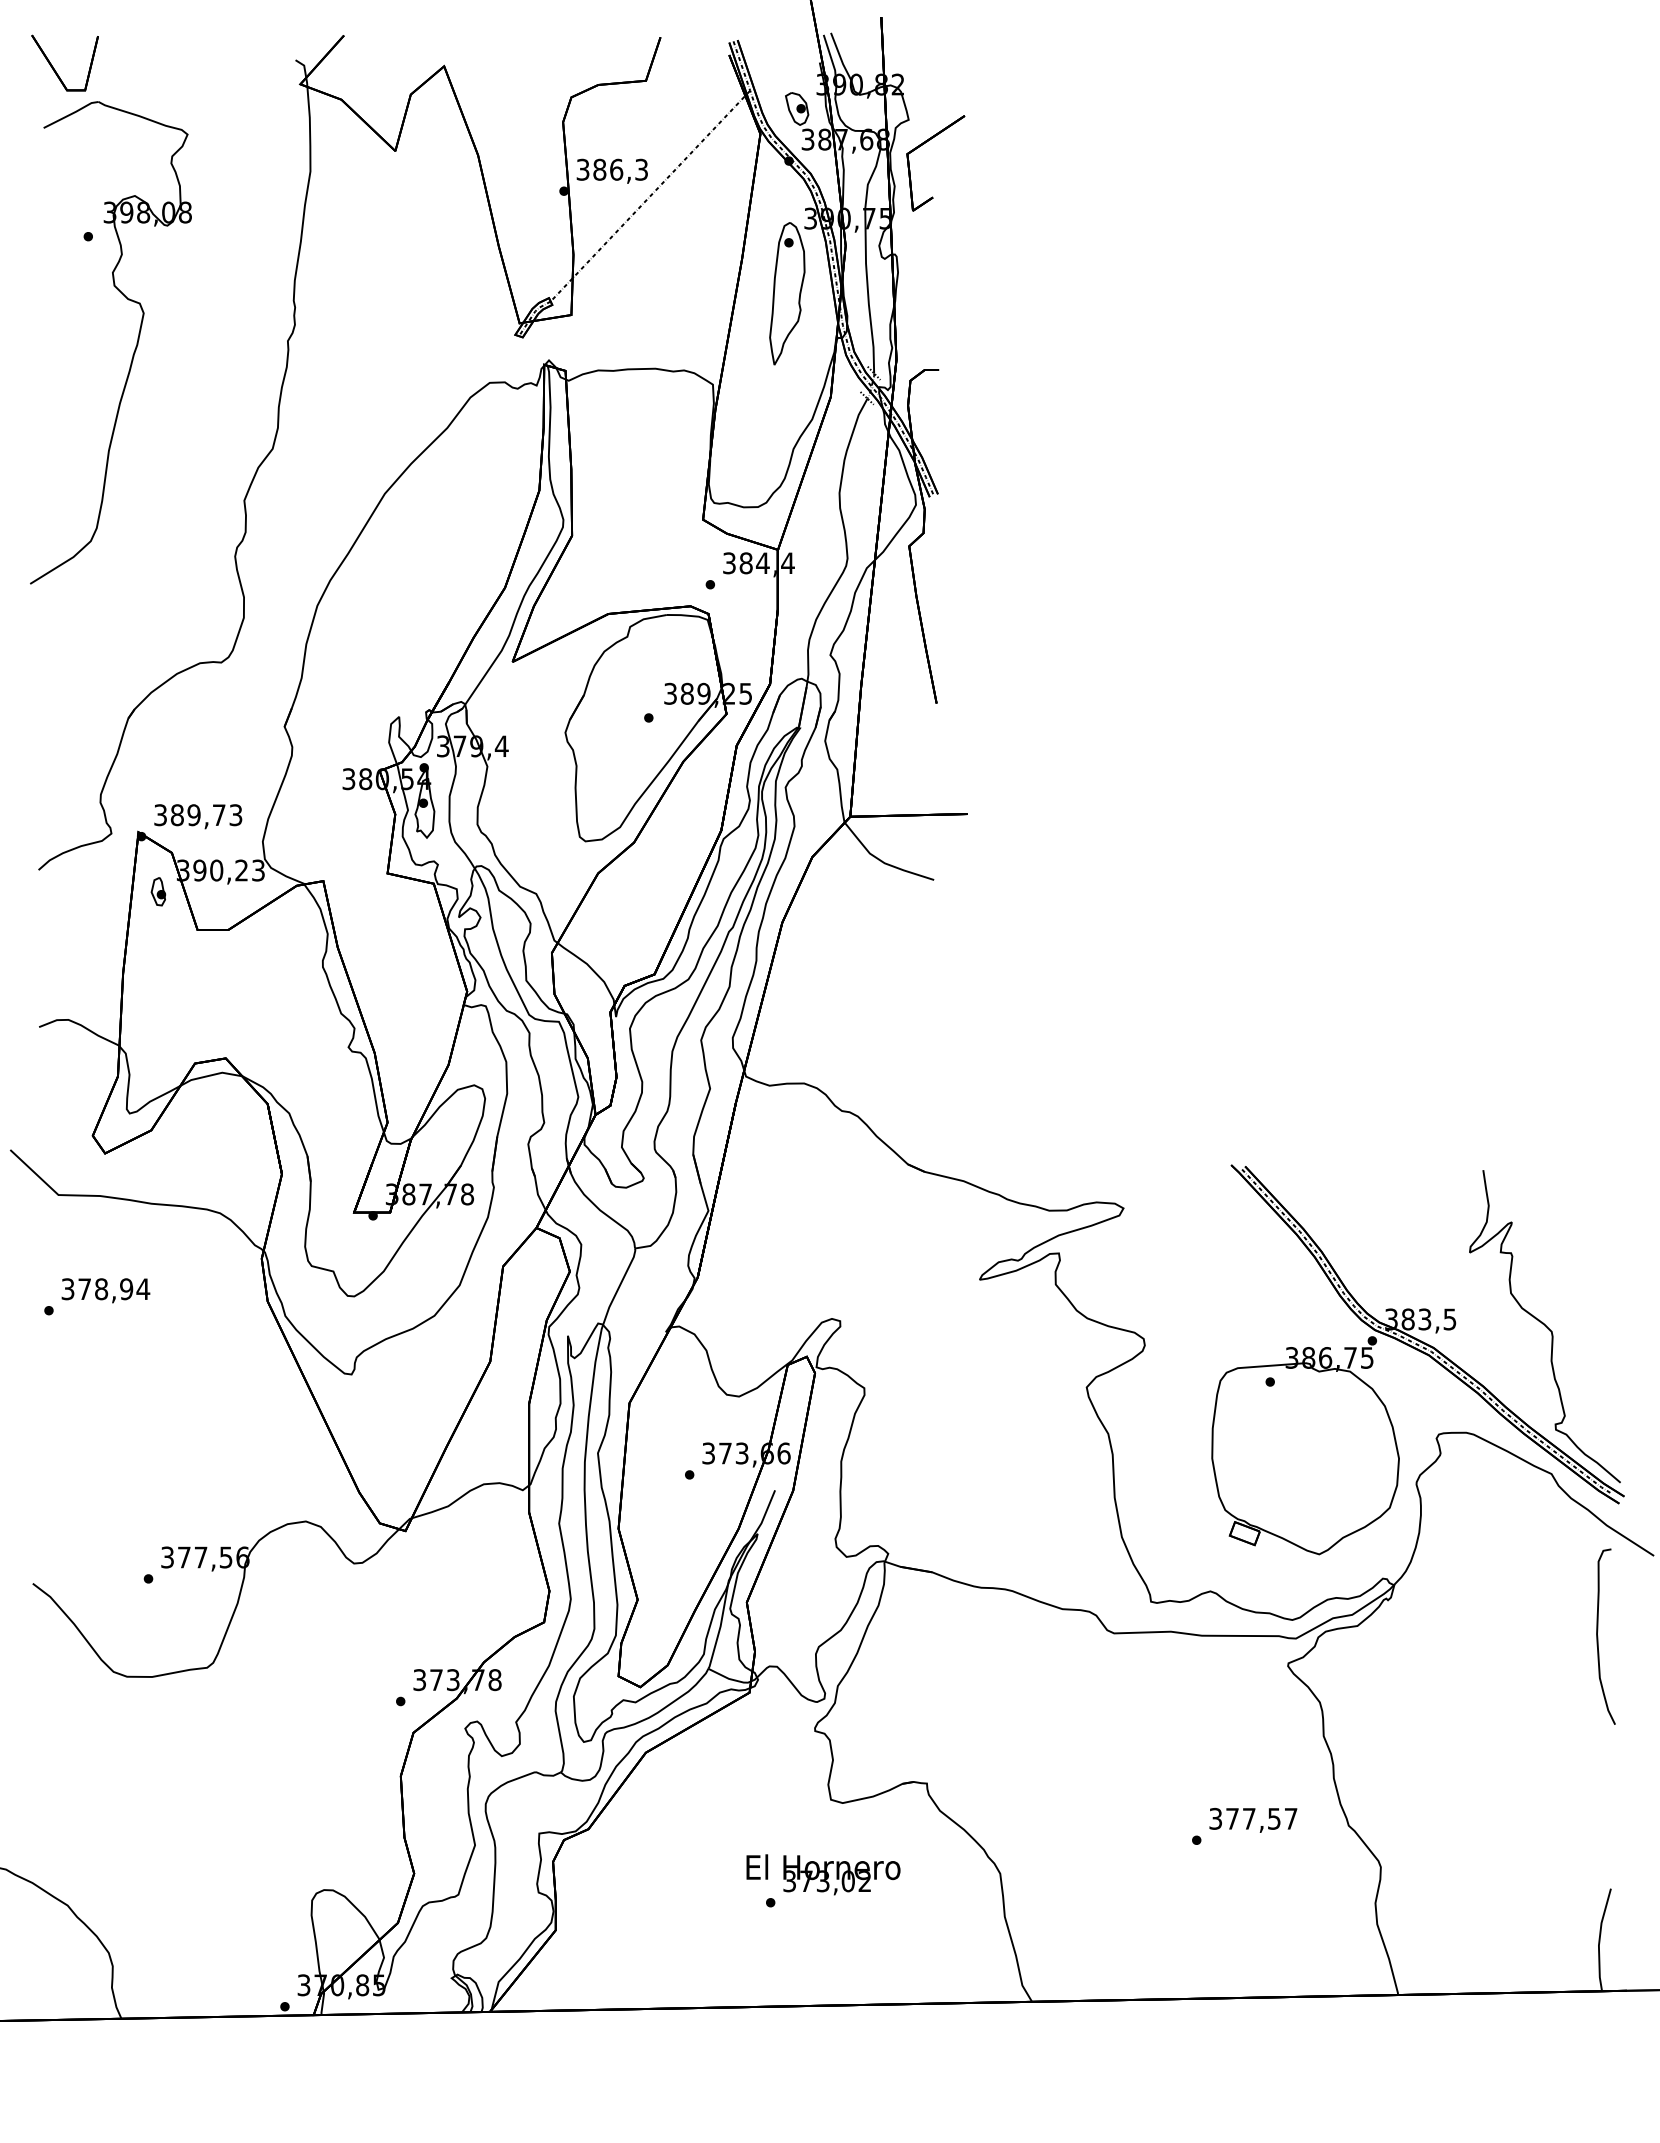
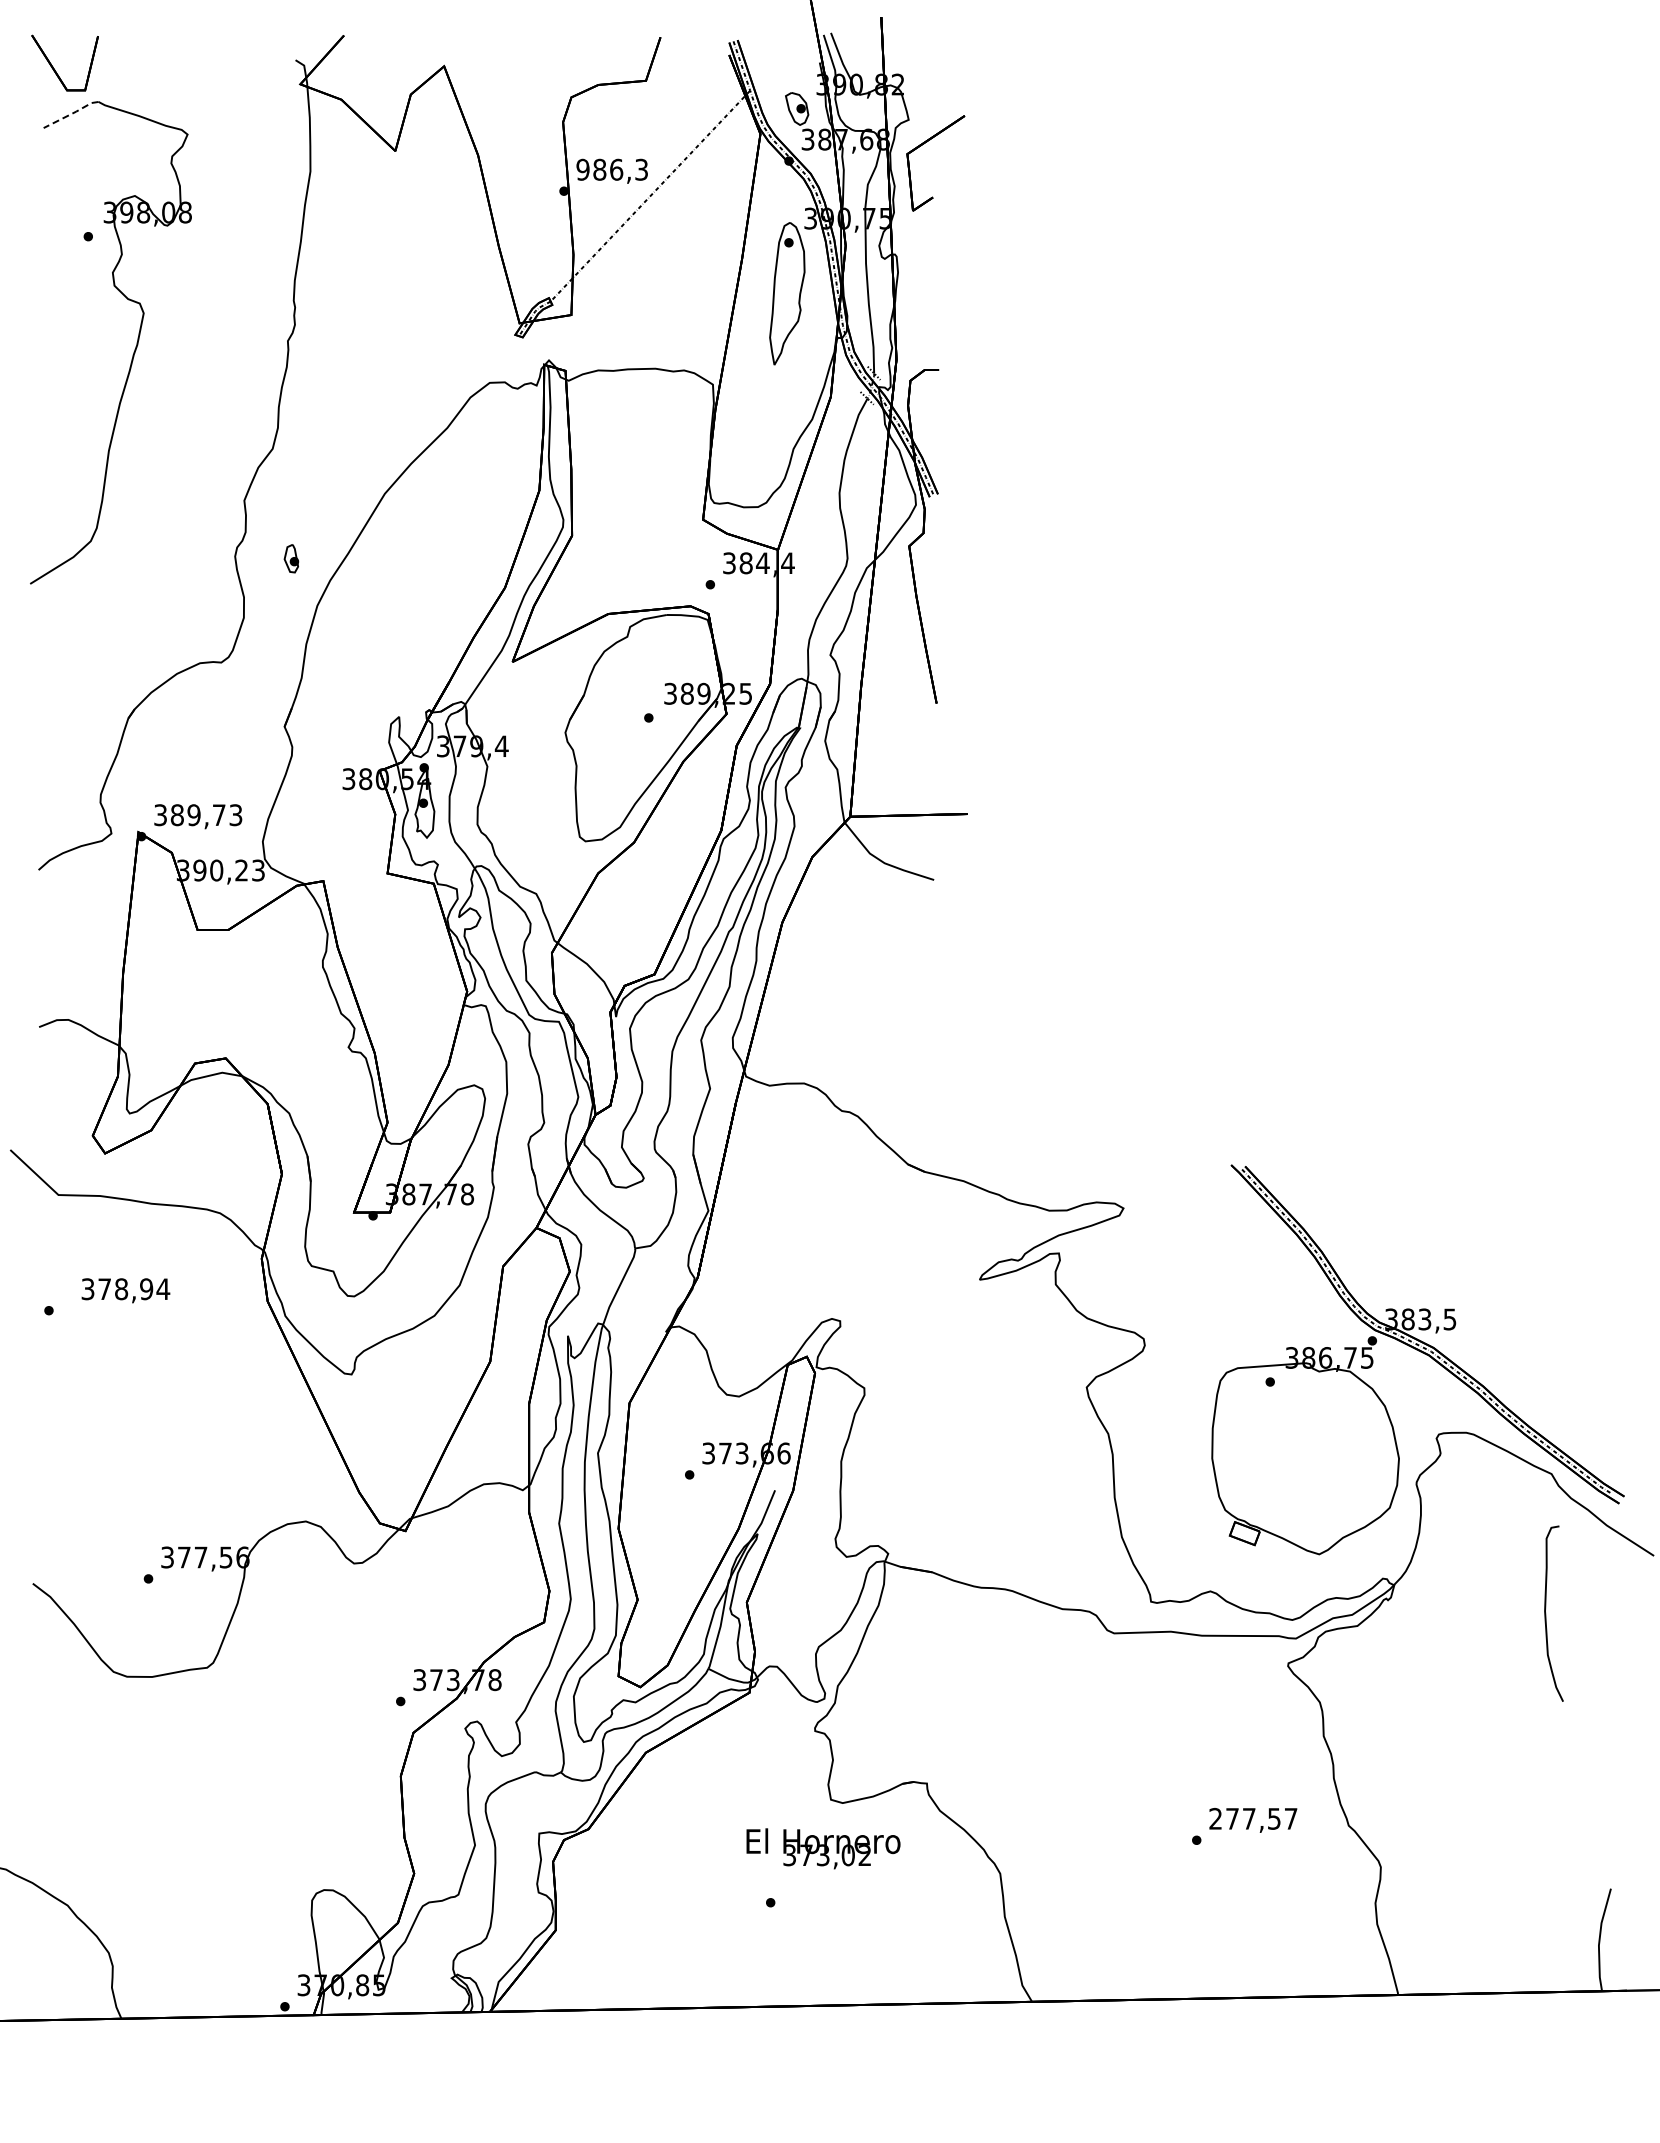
line: solid -> dashed (71, 113)
text: 386,3 -> 986,3 (582, 169)
part position: (158, 891) -> (291, 558) (291, 558)
text position: (105, 1290) -> (125, 1290) (125, 1290)
curve: present -> none (1544, 1325)
curve position: (1598, 1636) -> (1546, 1613) (1546, 1613)
text: 377,57 -> 277,57 (1215, 1818)
text position: (823, 1874) -> (823, 1848) (823, 1848)
